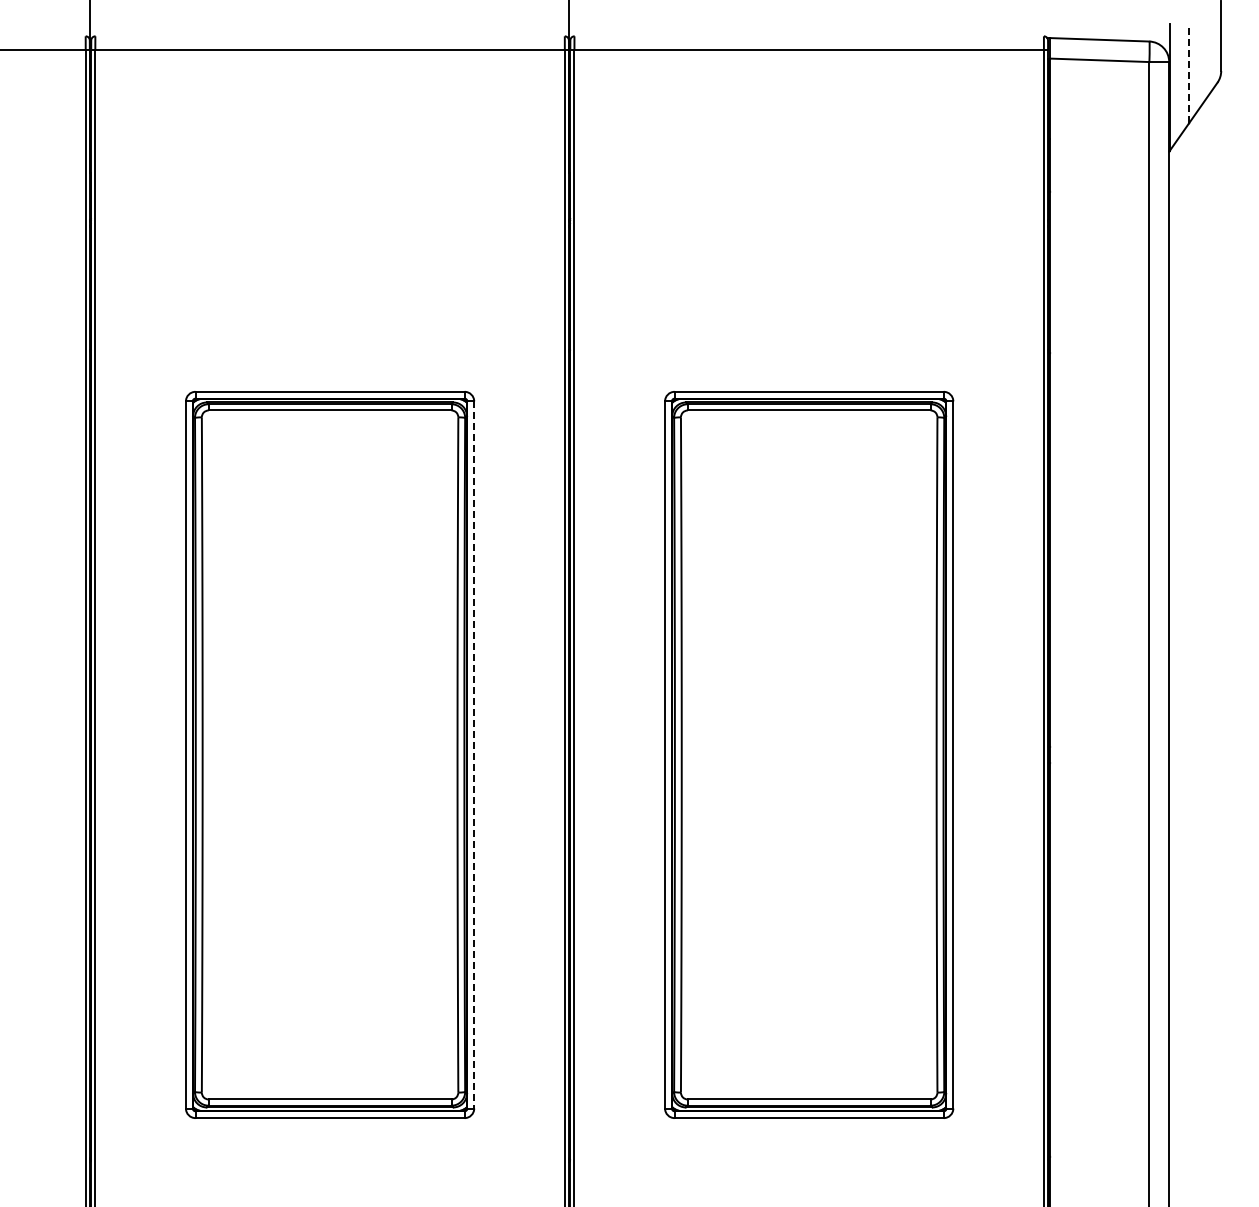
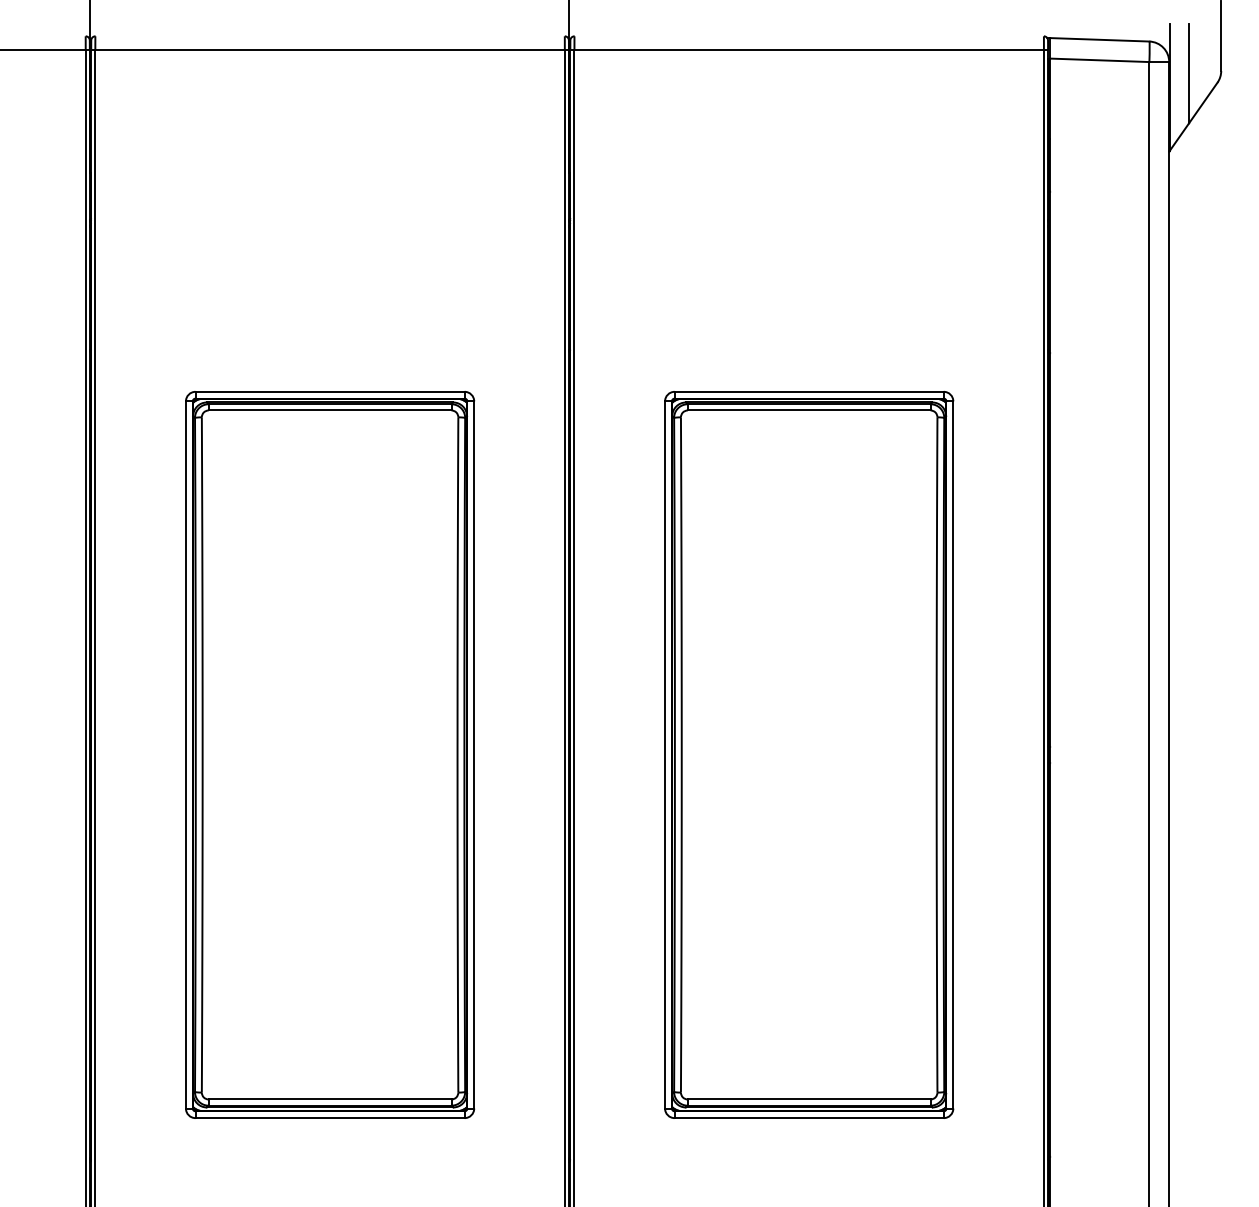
line: dashed -> solid (1189, 73)
line: dashed -> solid (474, 754)
